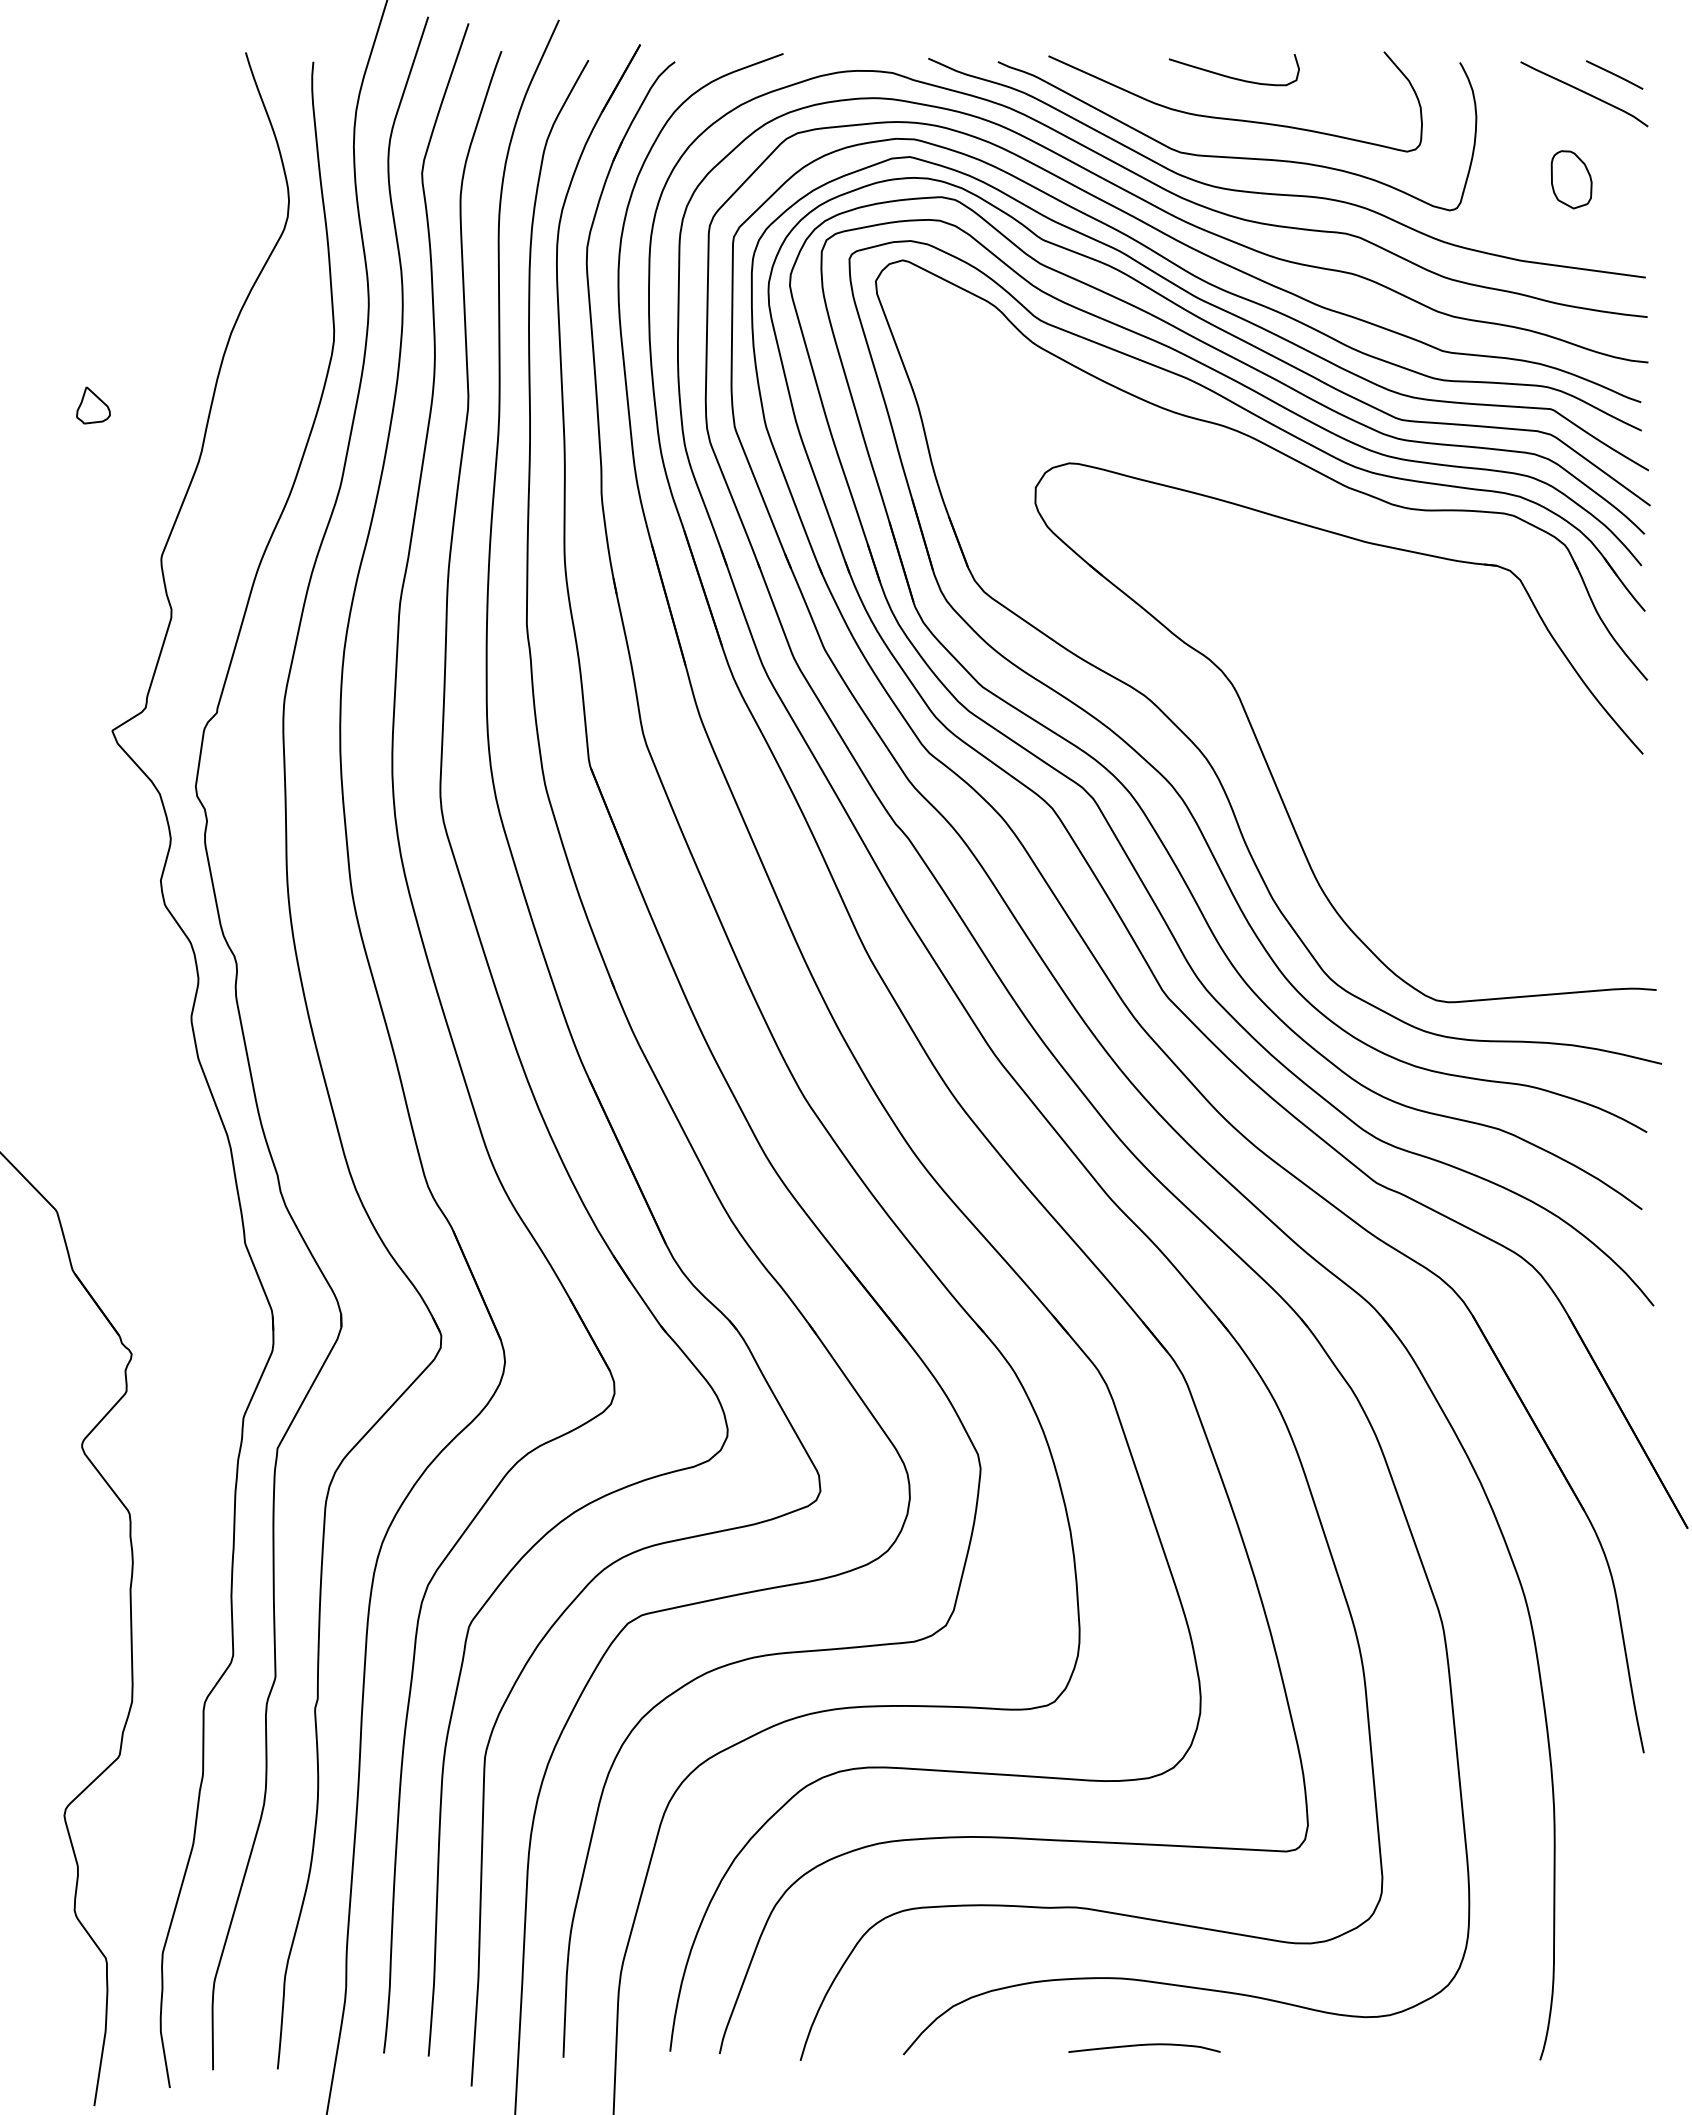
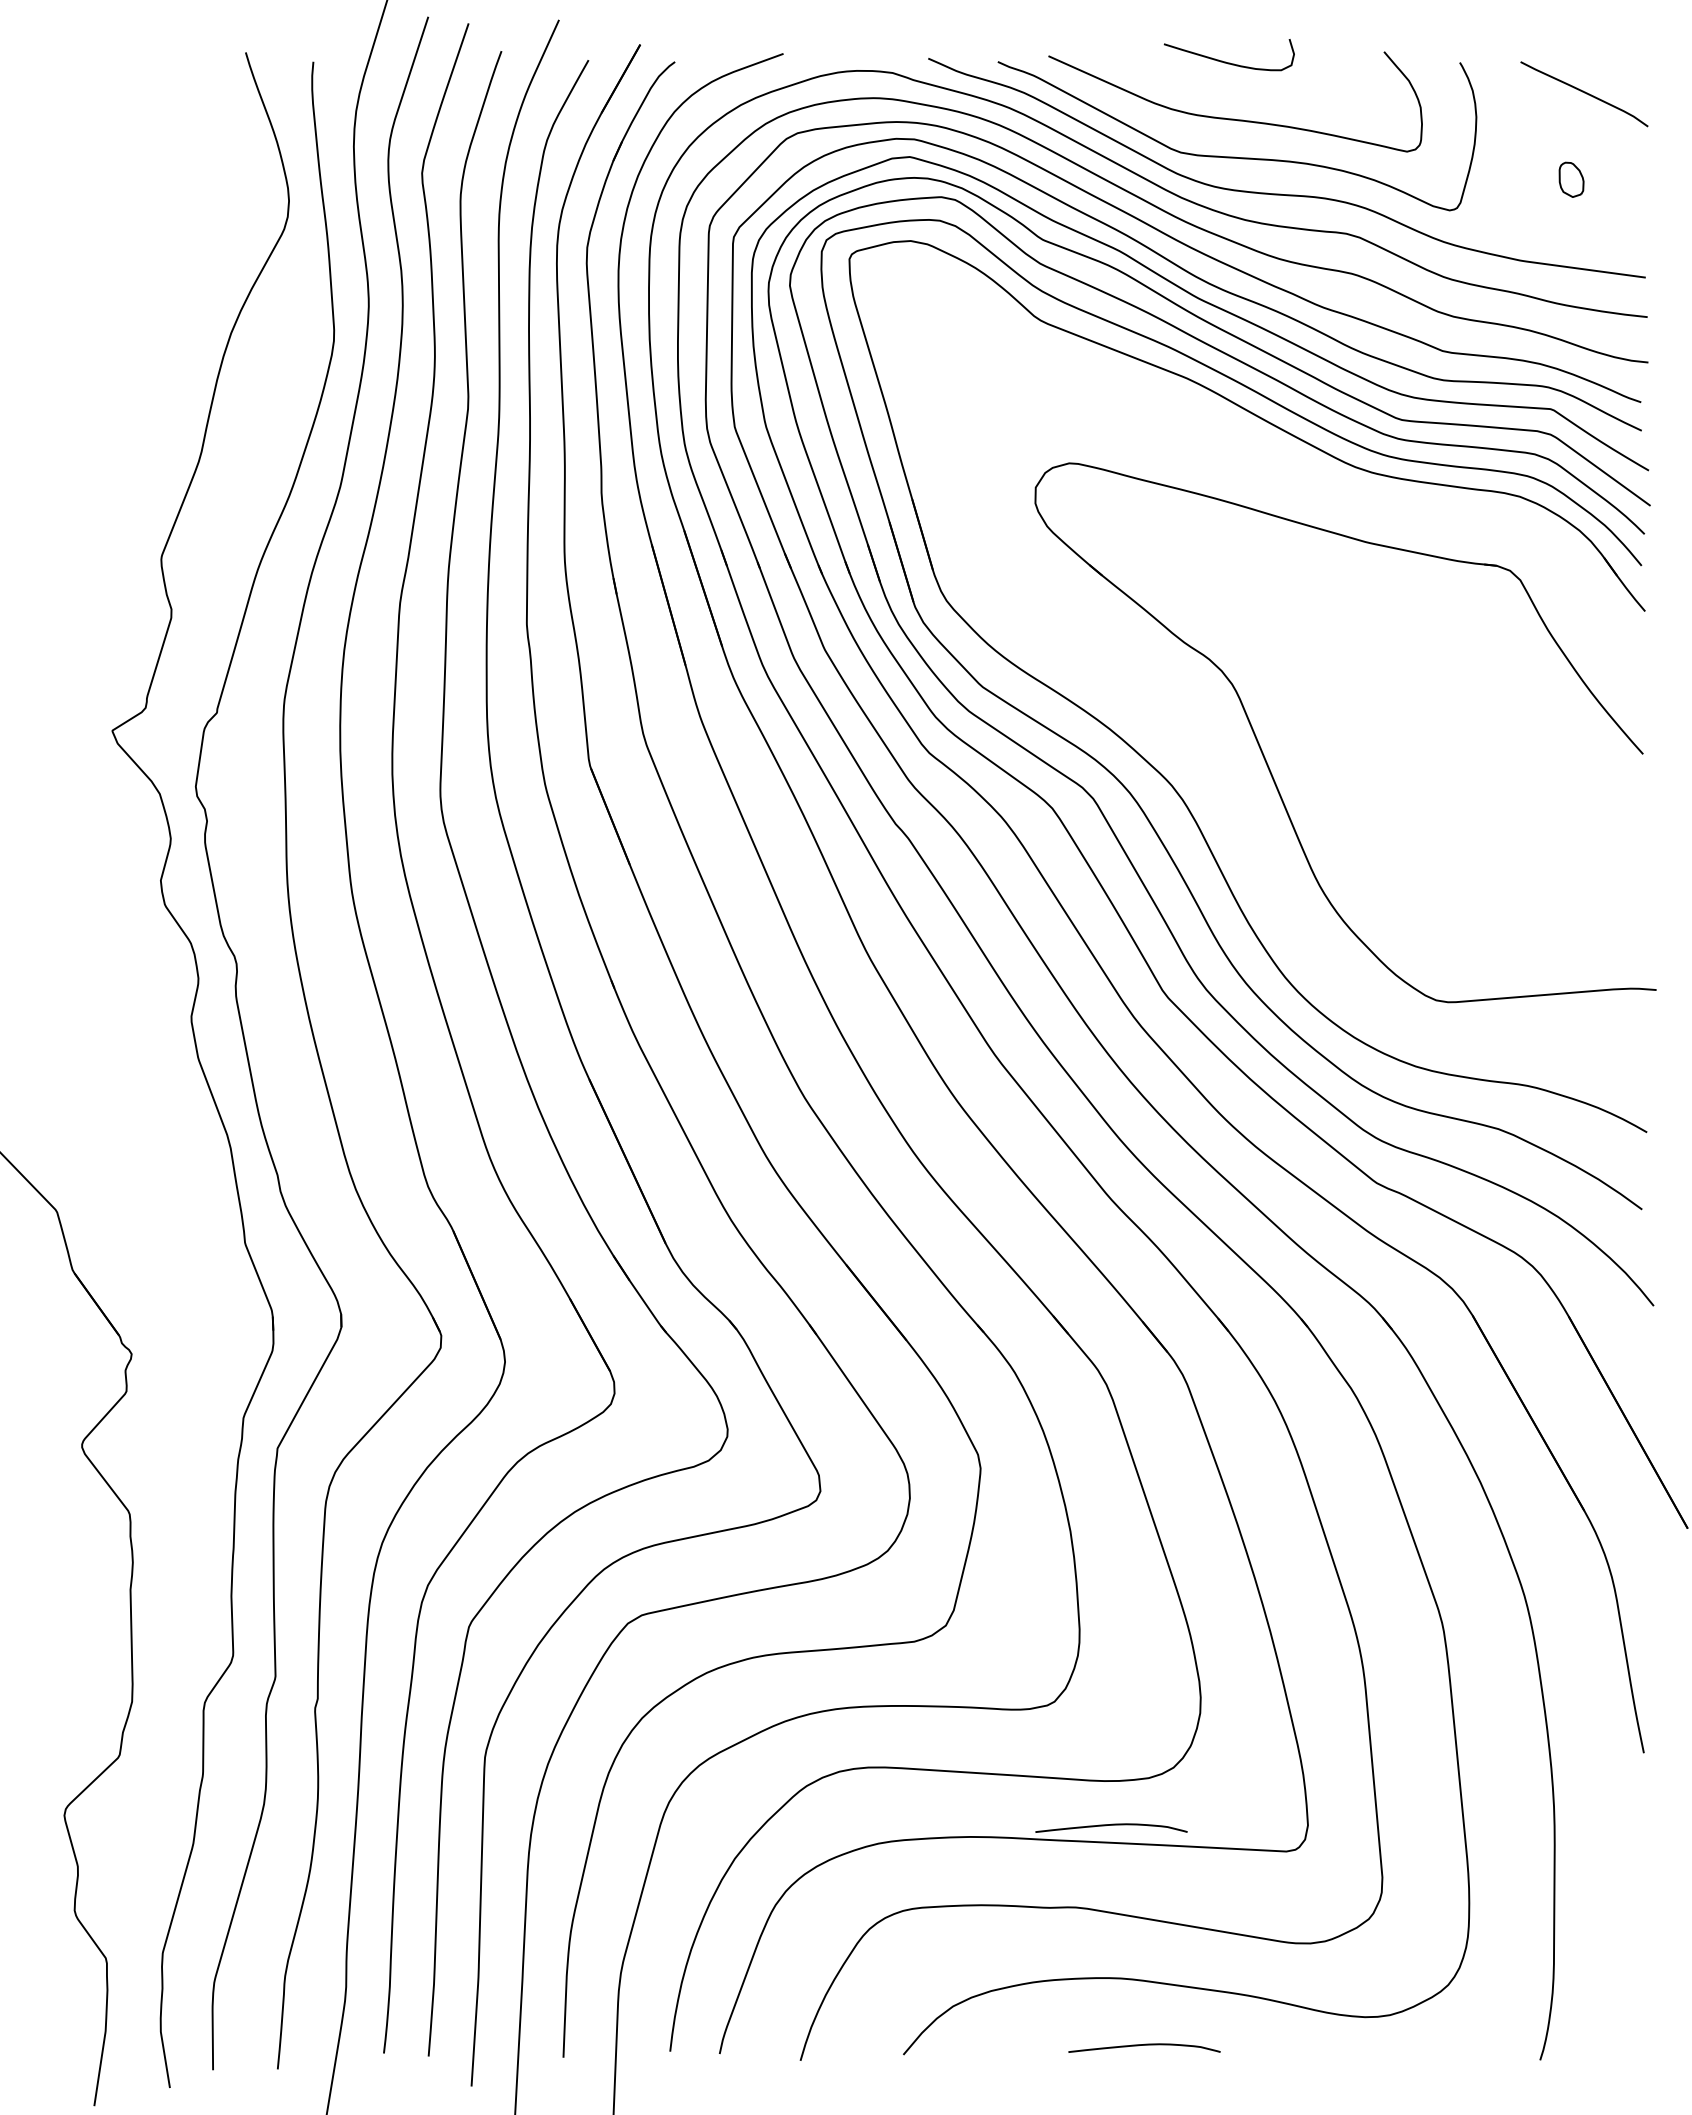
line: present -> none (1614, 74)
curve position: (1230, 76) -> (1225, 61) (1225, 61)
part size: 43x60 px -> 27x37 px (1571, 179)
part: present -> none (93, 405)
part: present -> none (1190, 738)
curve: none -> present (1111, 1825)
